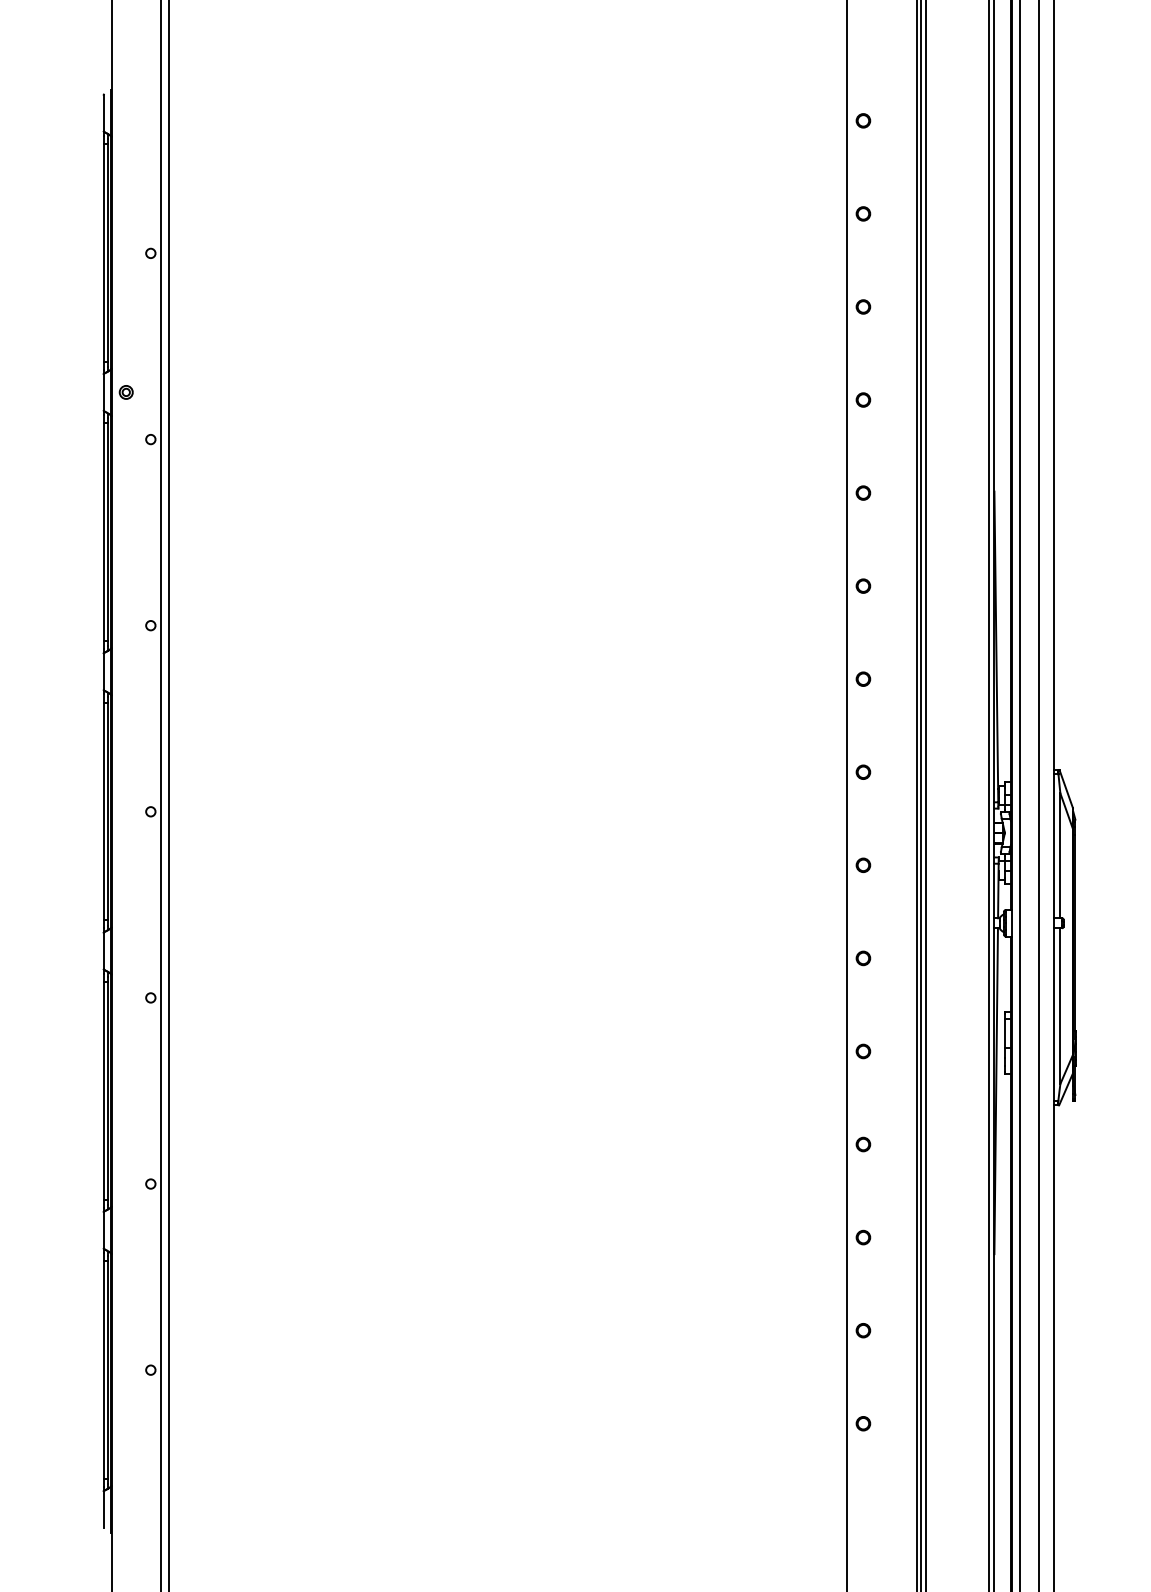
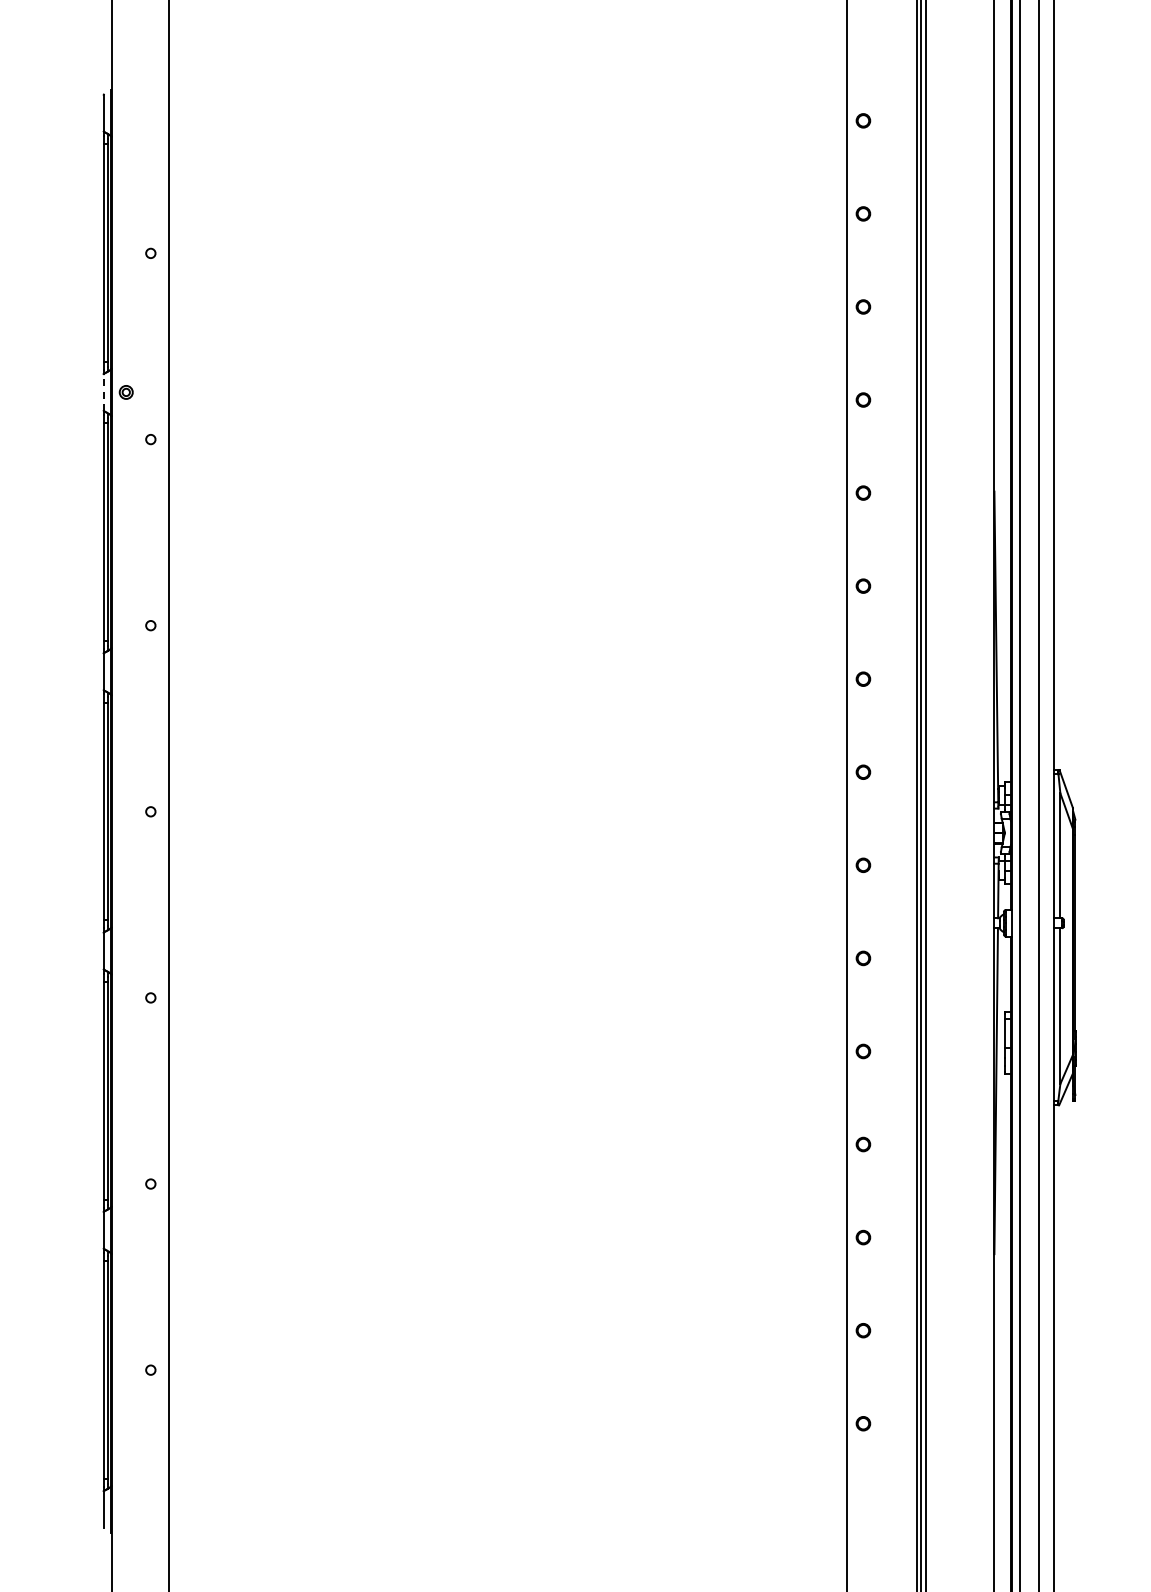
line: solid -> dashed (103, 391)
line: present -> none (161, 795)
line: present -> none (989, 795)
